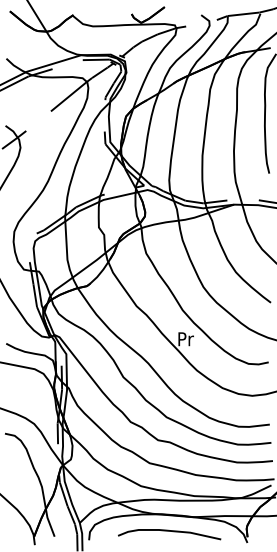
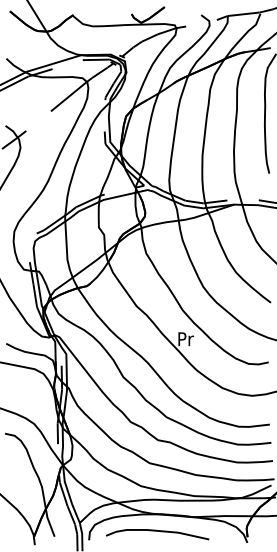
curve position: (169, 531) -> (157, 531) (157, 531)
